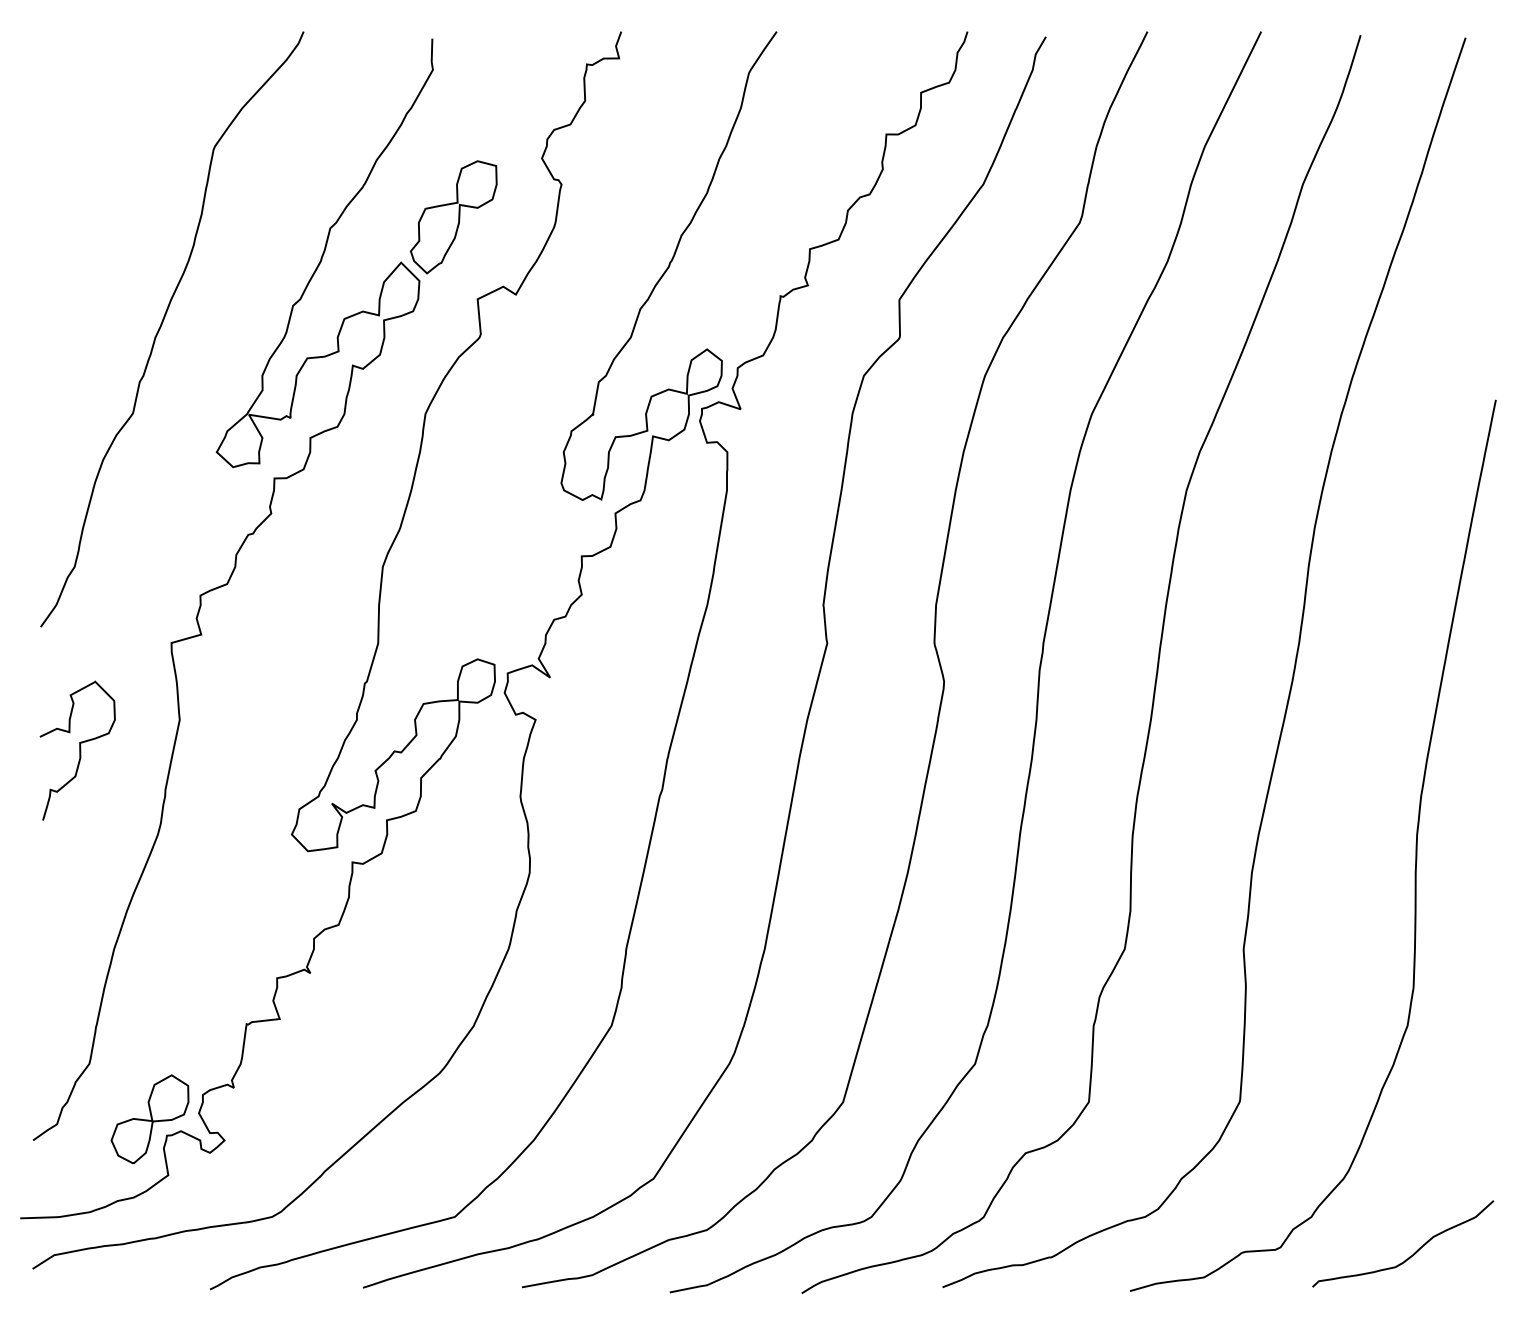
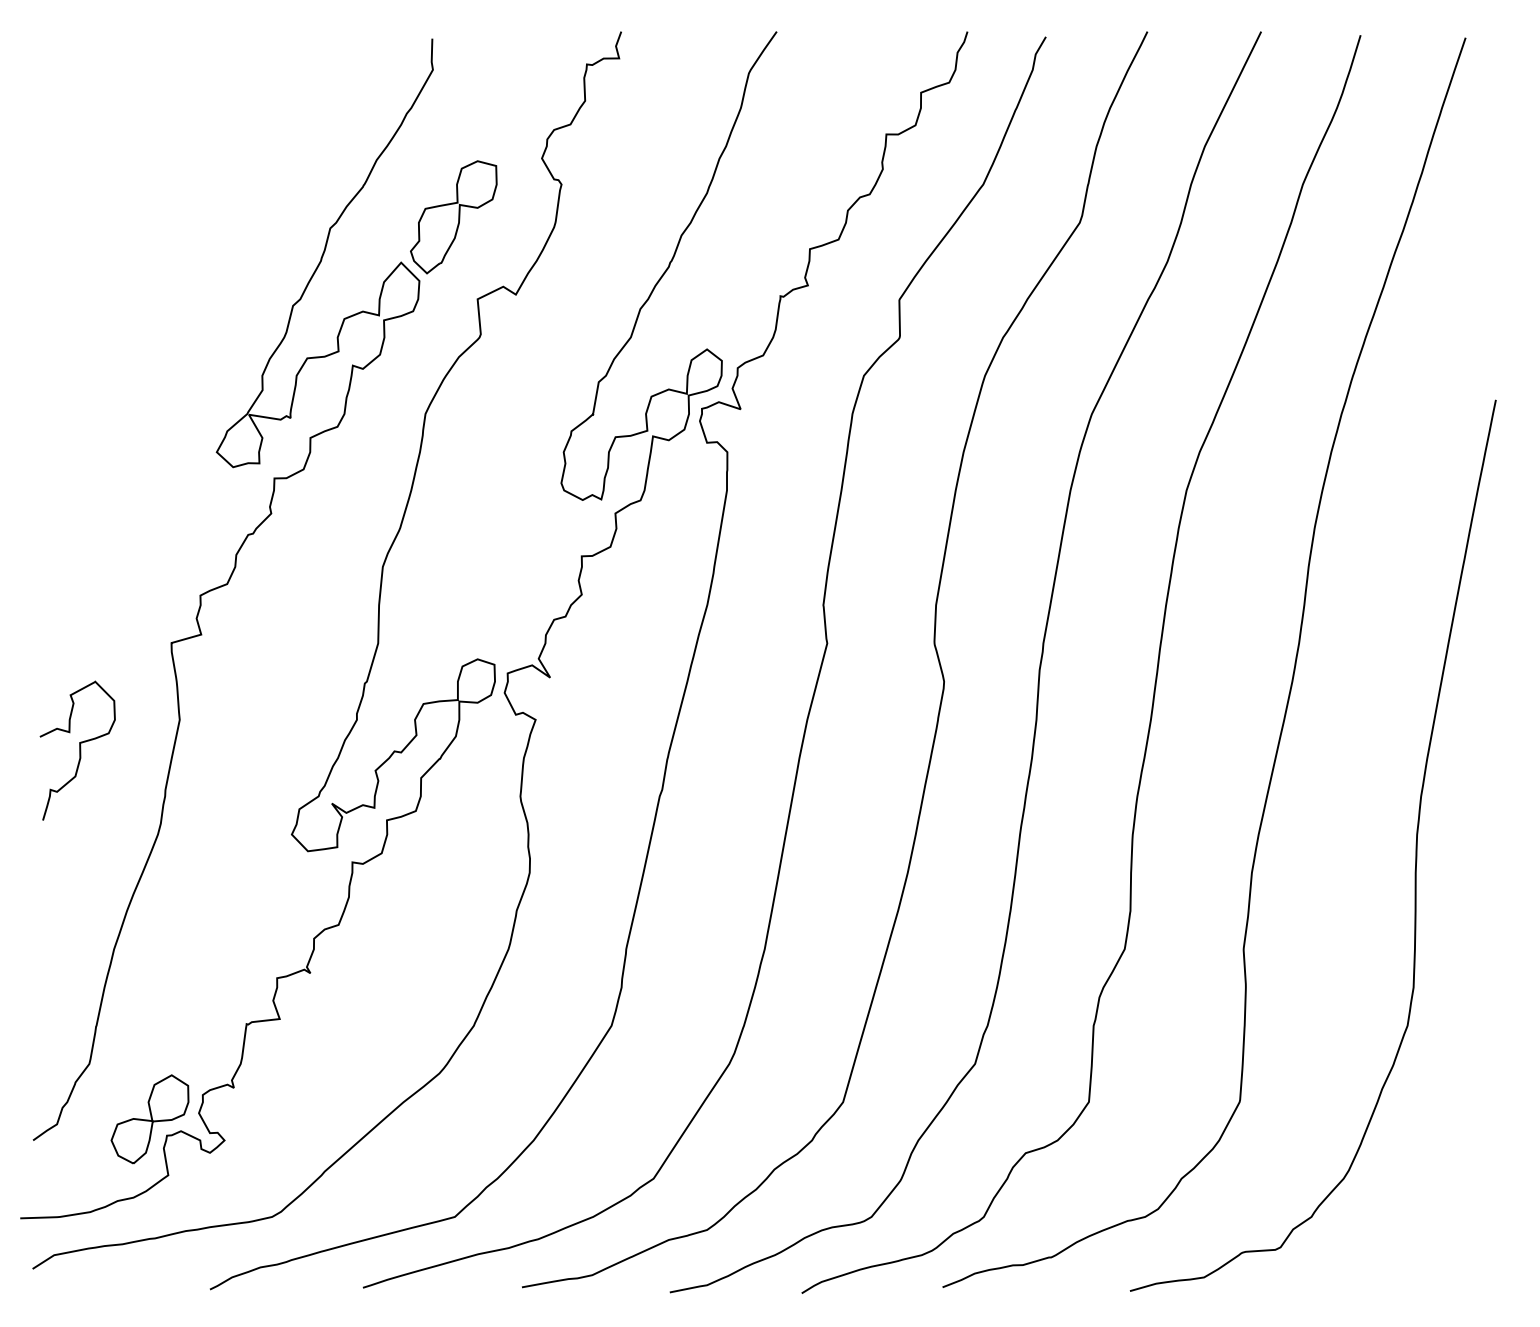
curve: present -> none (162, 324)
curve: present -> none (1413, 1253)
